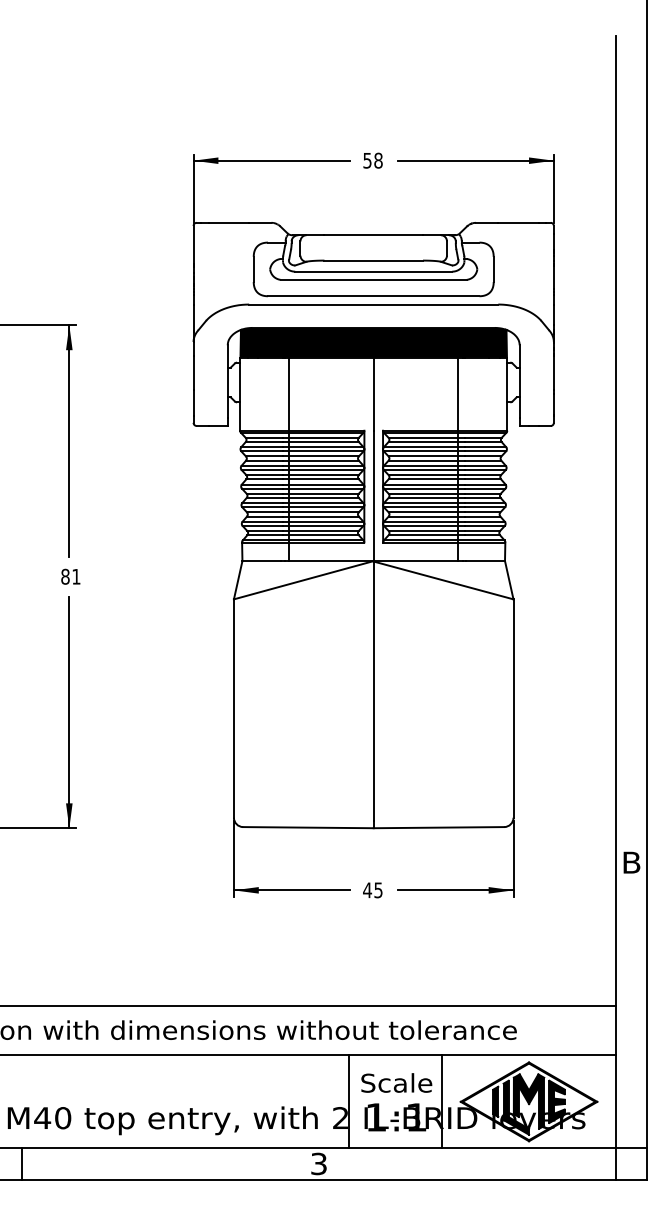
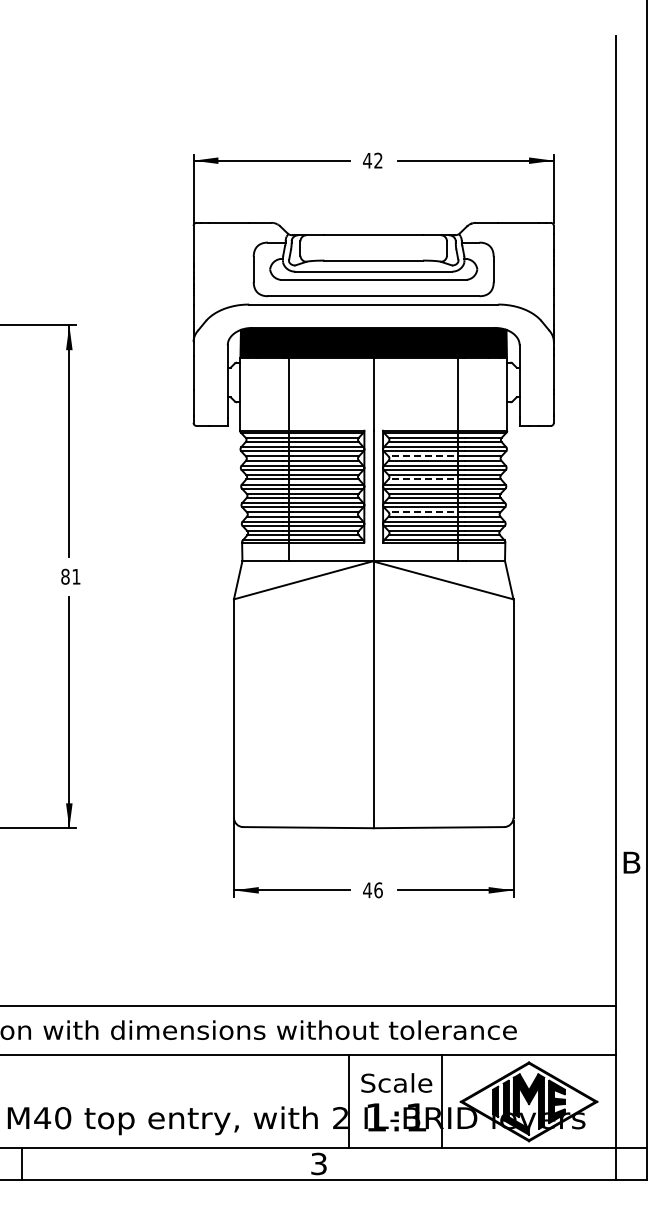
text: 58 -> 42 (372, 160)
line: solid -> dashed (426, 456)
line: solid -> dashed (426, 479)
line: solid -> dashed (426, 512)
text: 45 -> 46 (378, 890)
